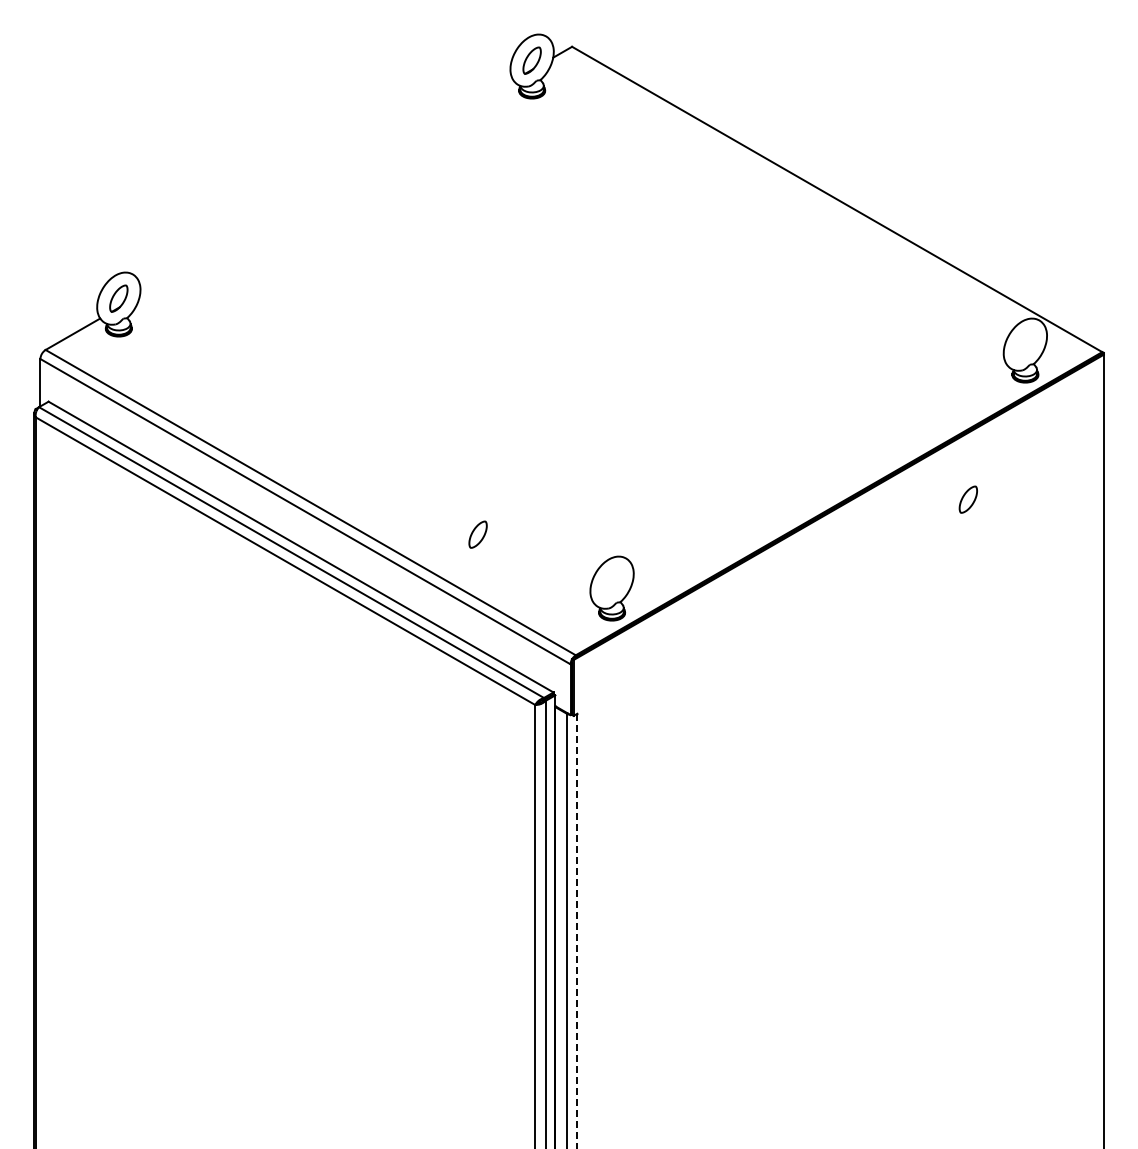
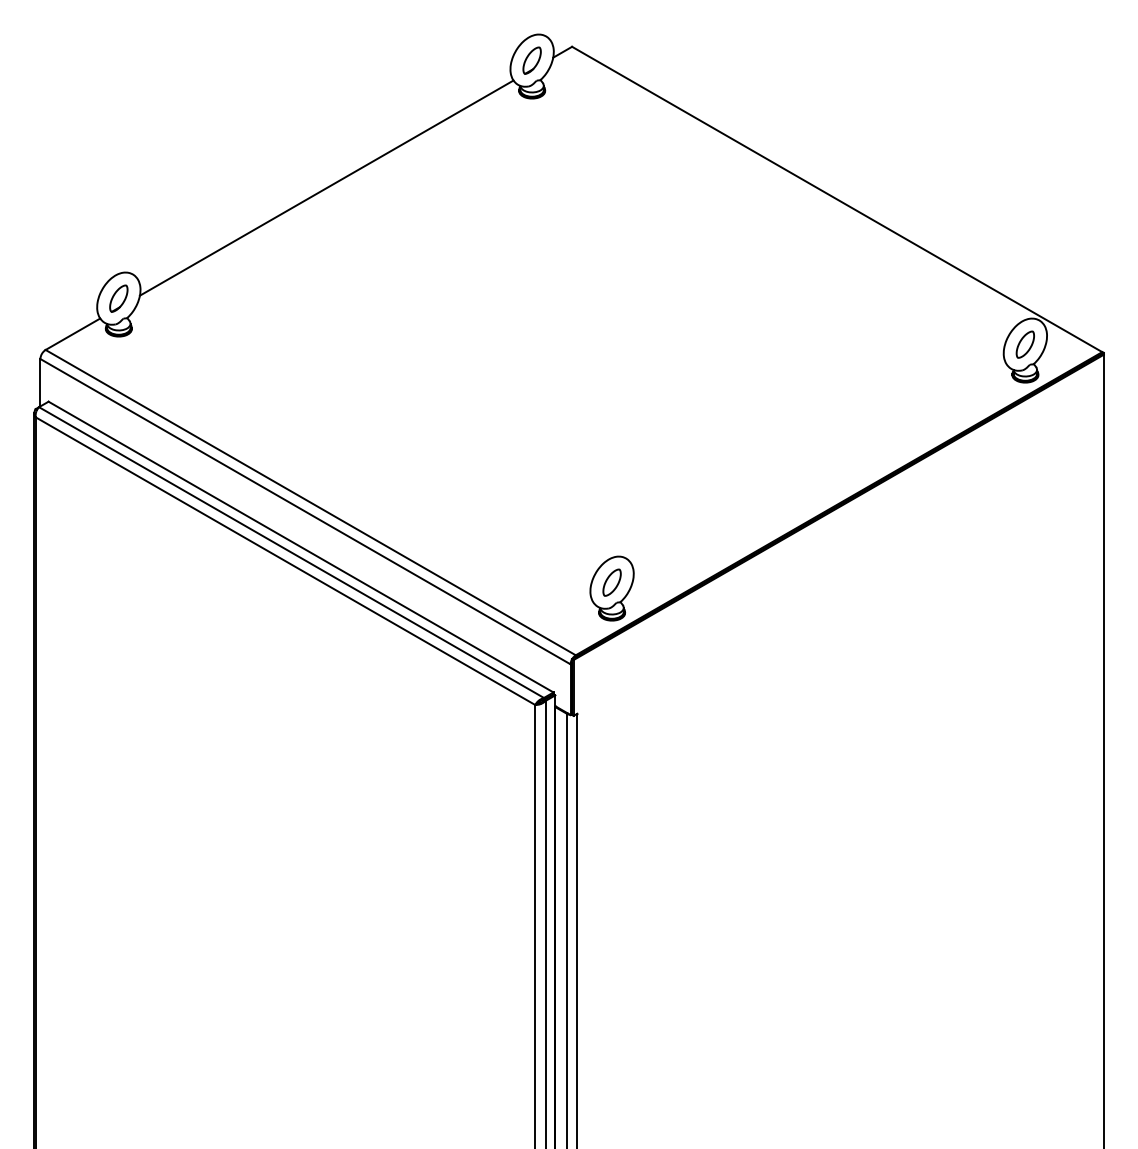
line: none -> present (326, 187)
part position: (967, 499) -> (1024, 344) (1024, 344)
part position: (477, 534) -> (611, 582) (611, 582)
line: dashed -> solid (577, 931)
